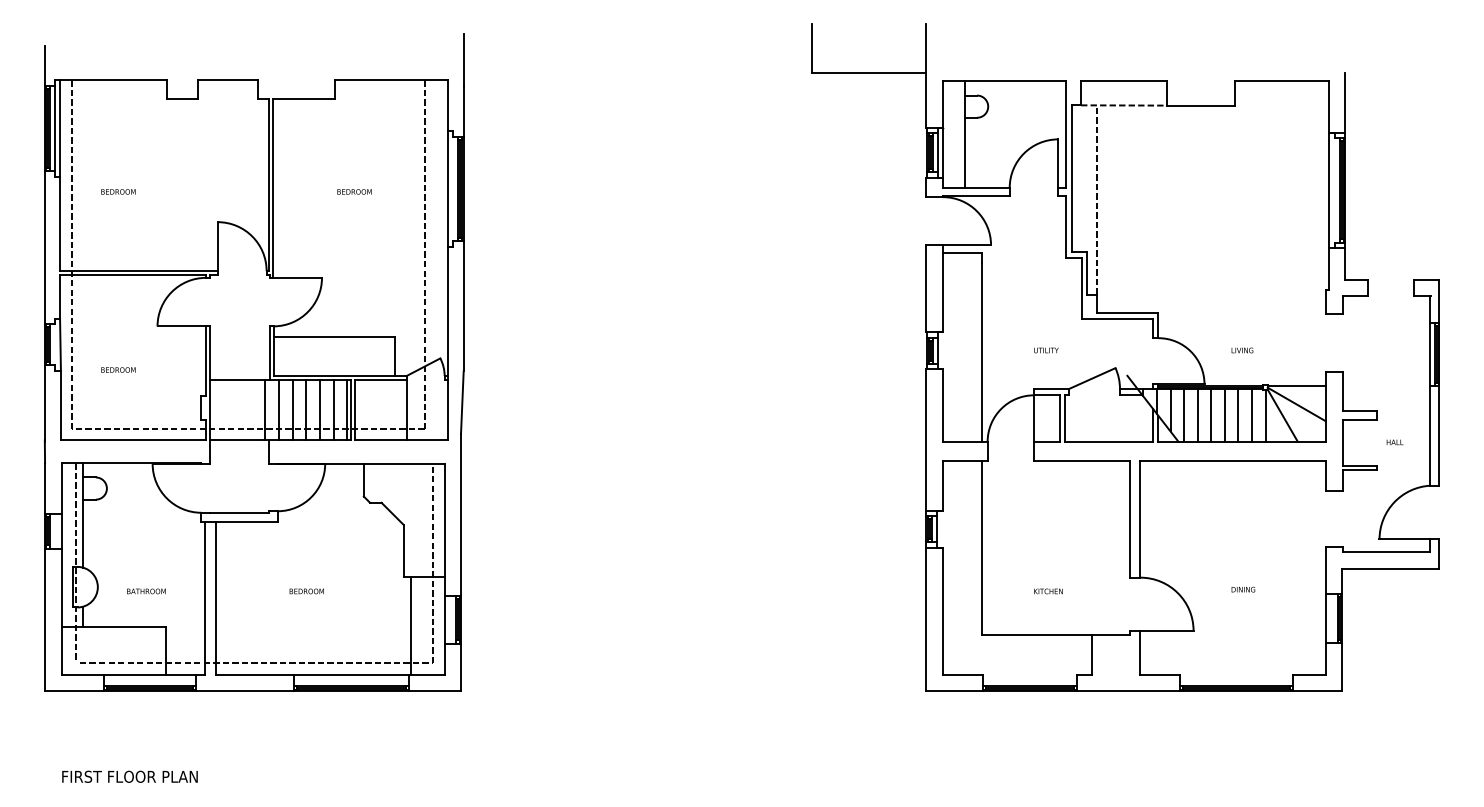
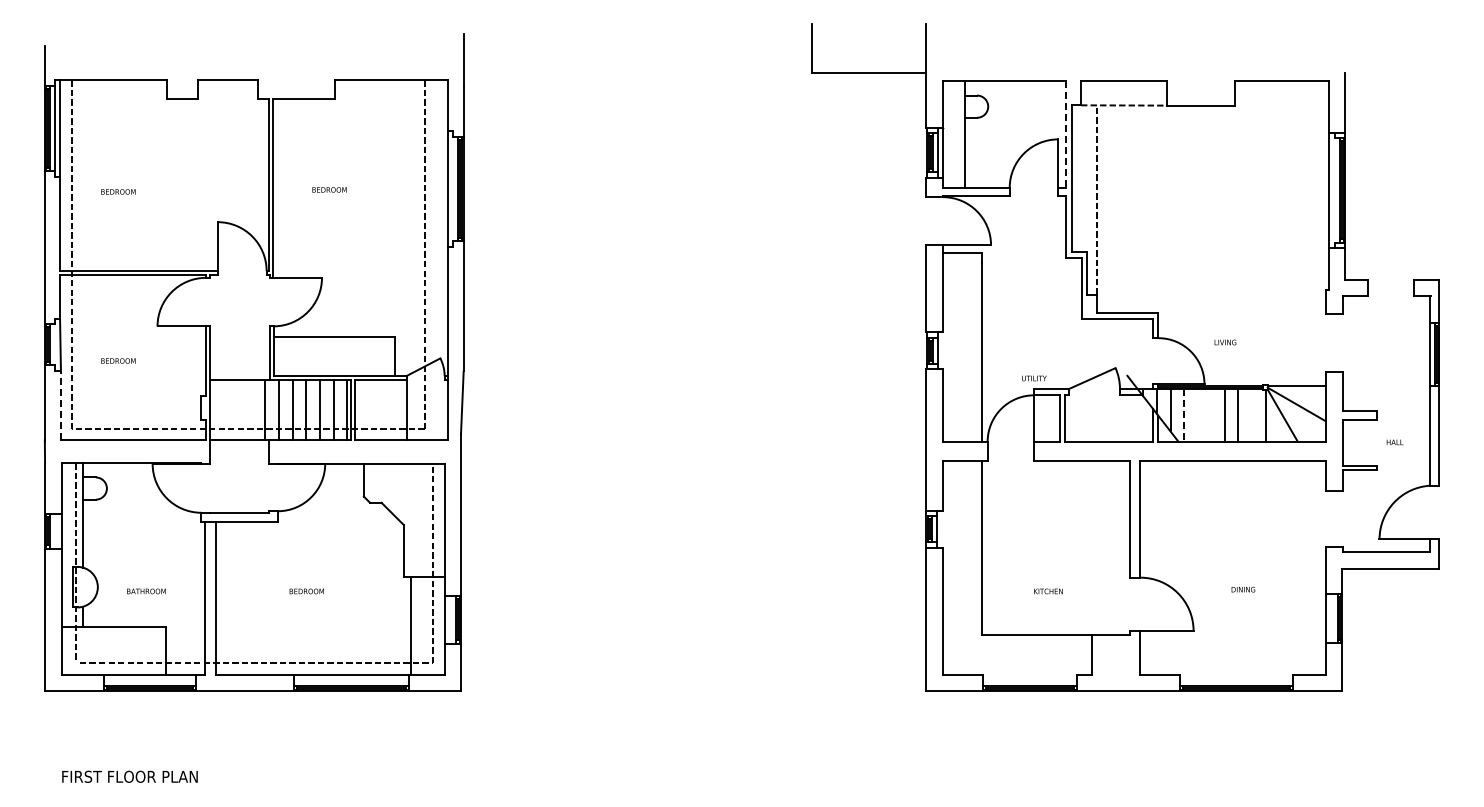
line: solid -> dashed (1065, 135)
text position: (354, 191) -> (329, 189) (329, 189)
text position: (1046, 350) -> (1034, 378) (1034, 378)
text position: (1242, 350) -> (1225, 342) (1225, 342)
text position: (118, 369) -> (118, 360) (118, 360)
line: solid -> dashed (60, 405)
line: solid -> dashed (1184, 415)
line: present -> none (1197, 415)
line: present -> none (1211, 415)
line: present -> none (1251, 415)
